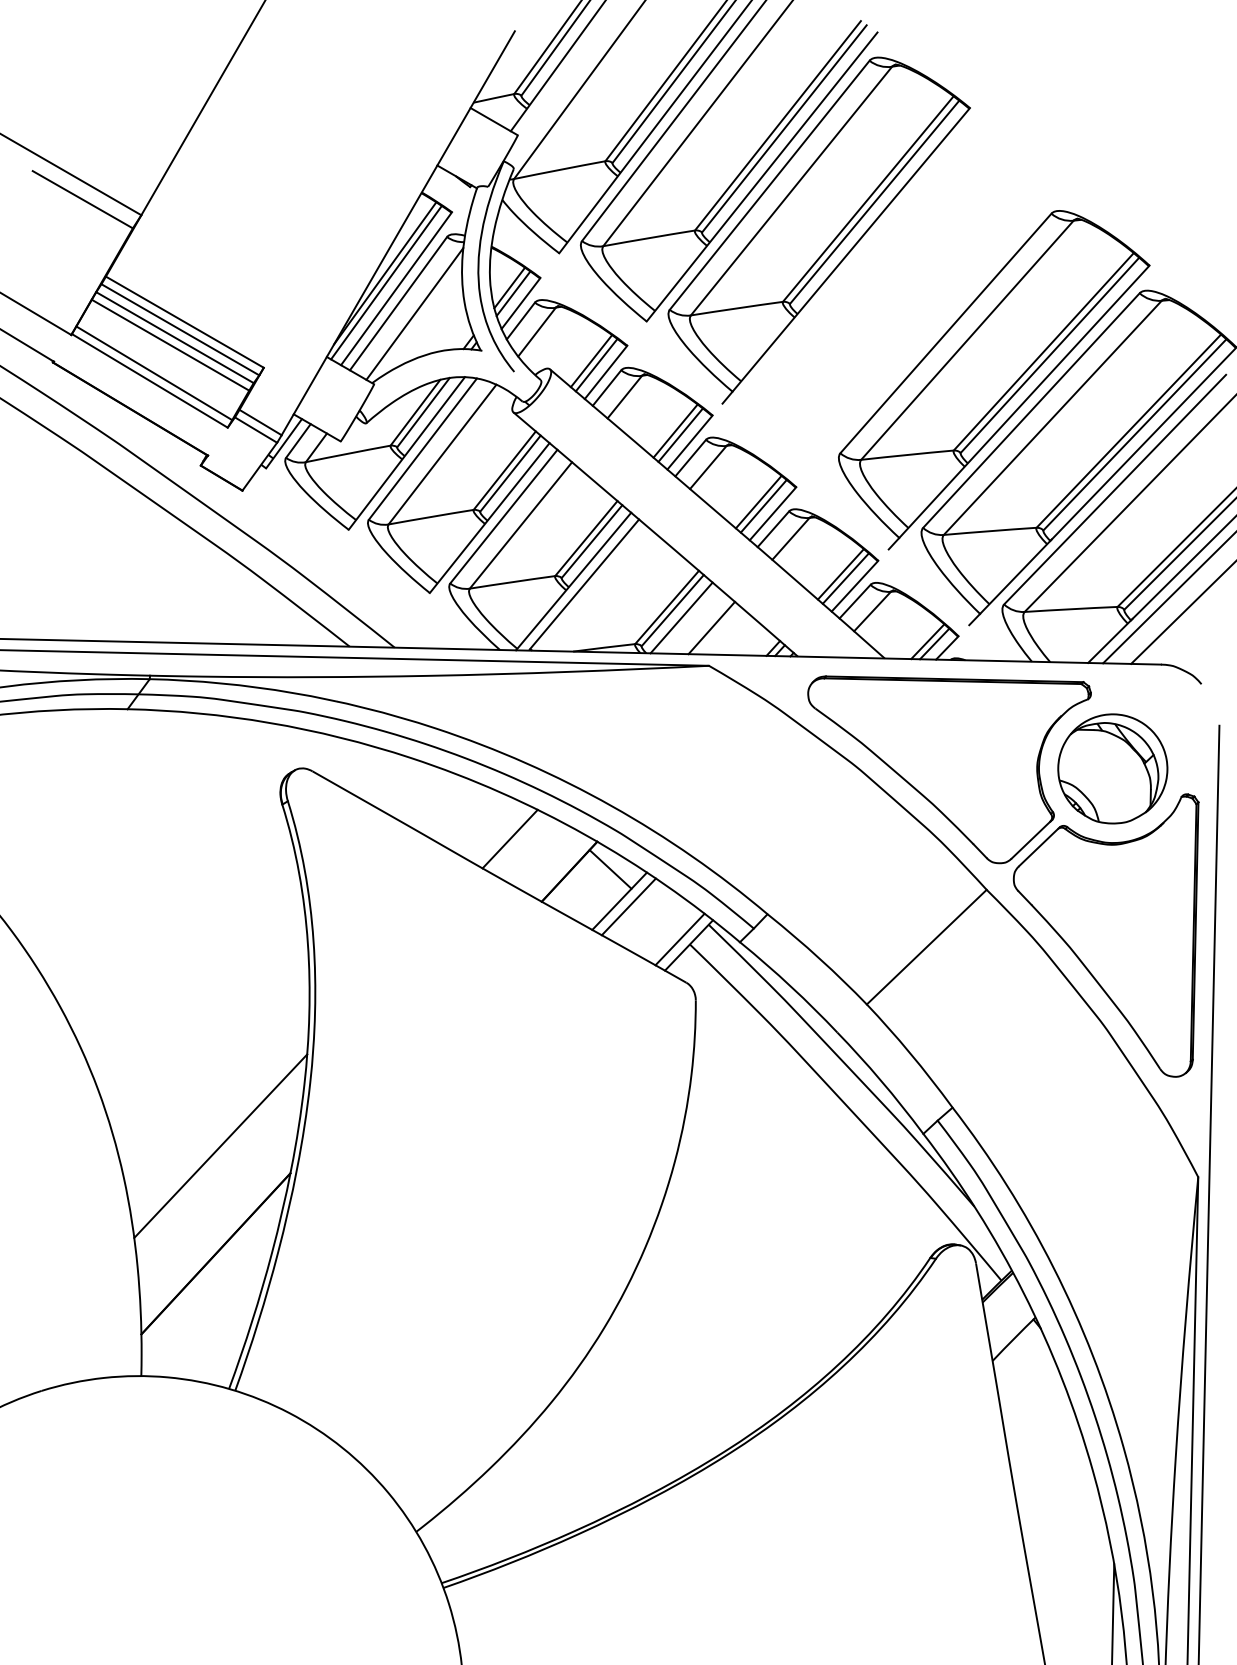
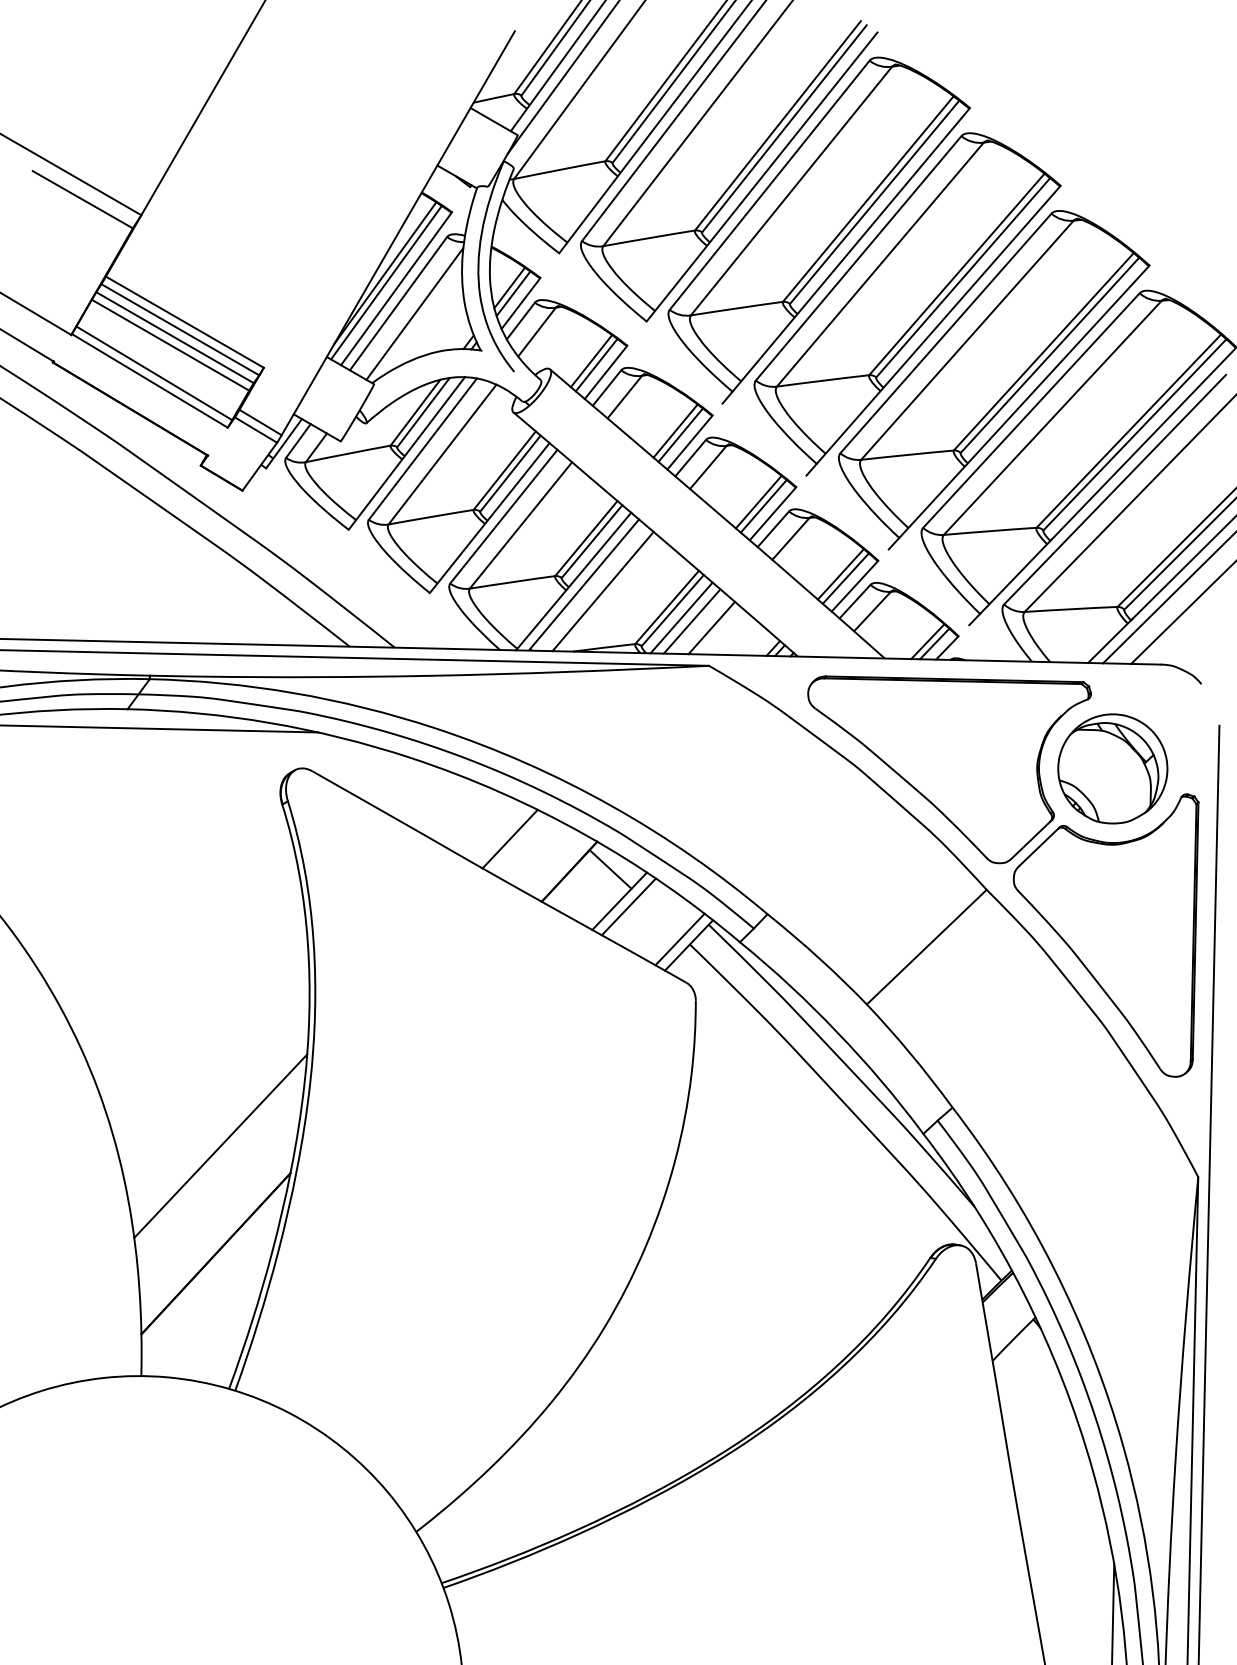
line: none -> present (562, 77)
part: none -> present (907, 304)
line: none -> present (602, 591)
line: none -> present (691, 621)
line: none -> present (160, 728)
